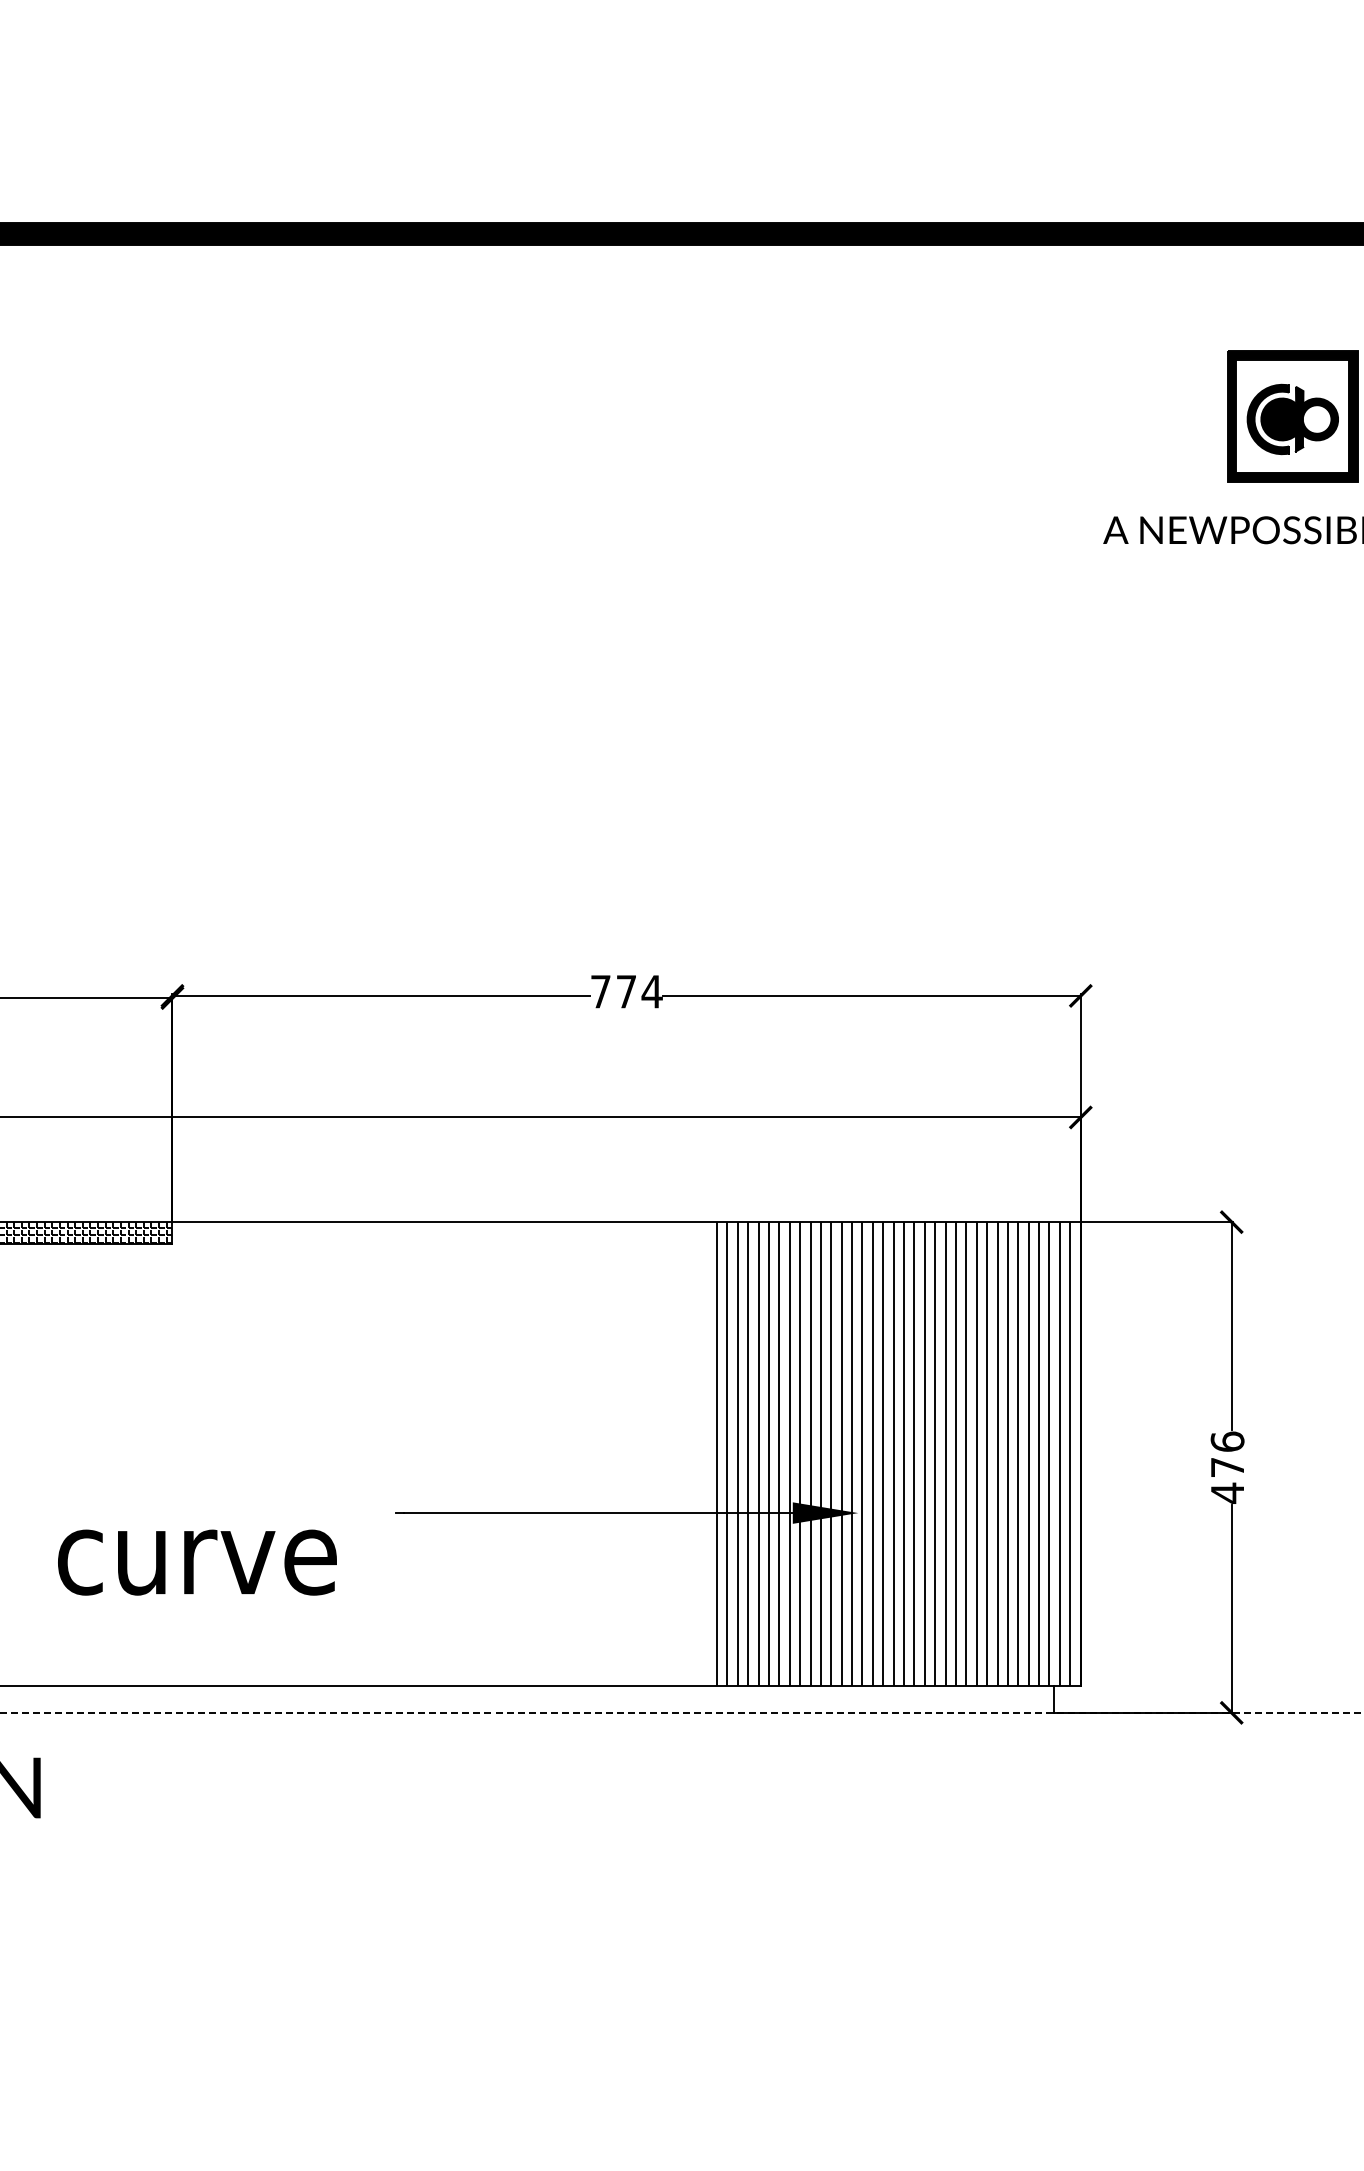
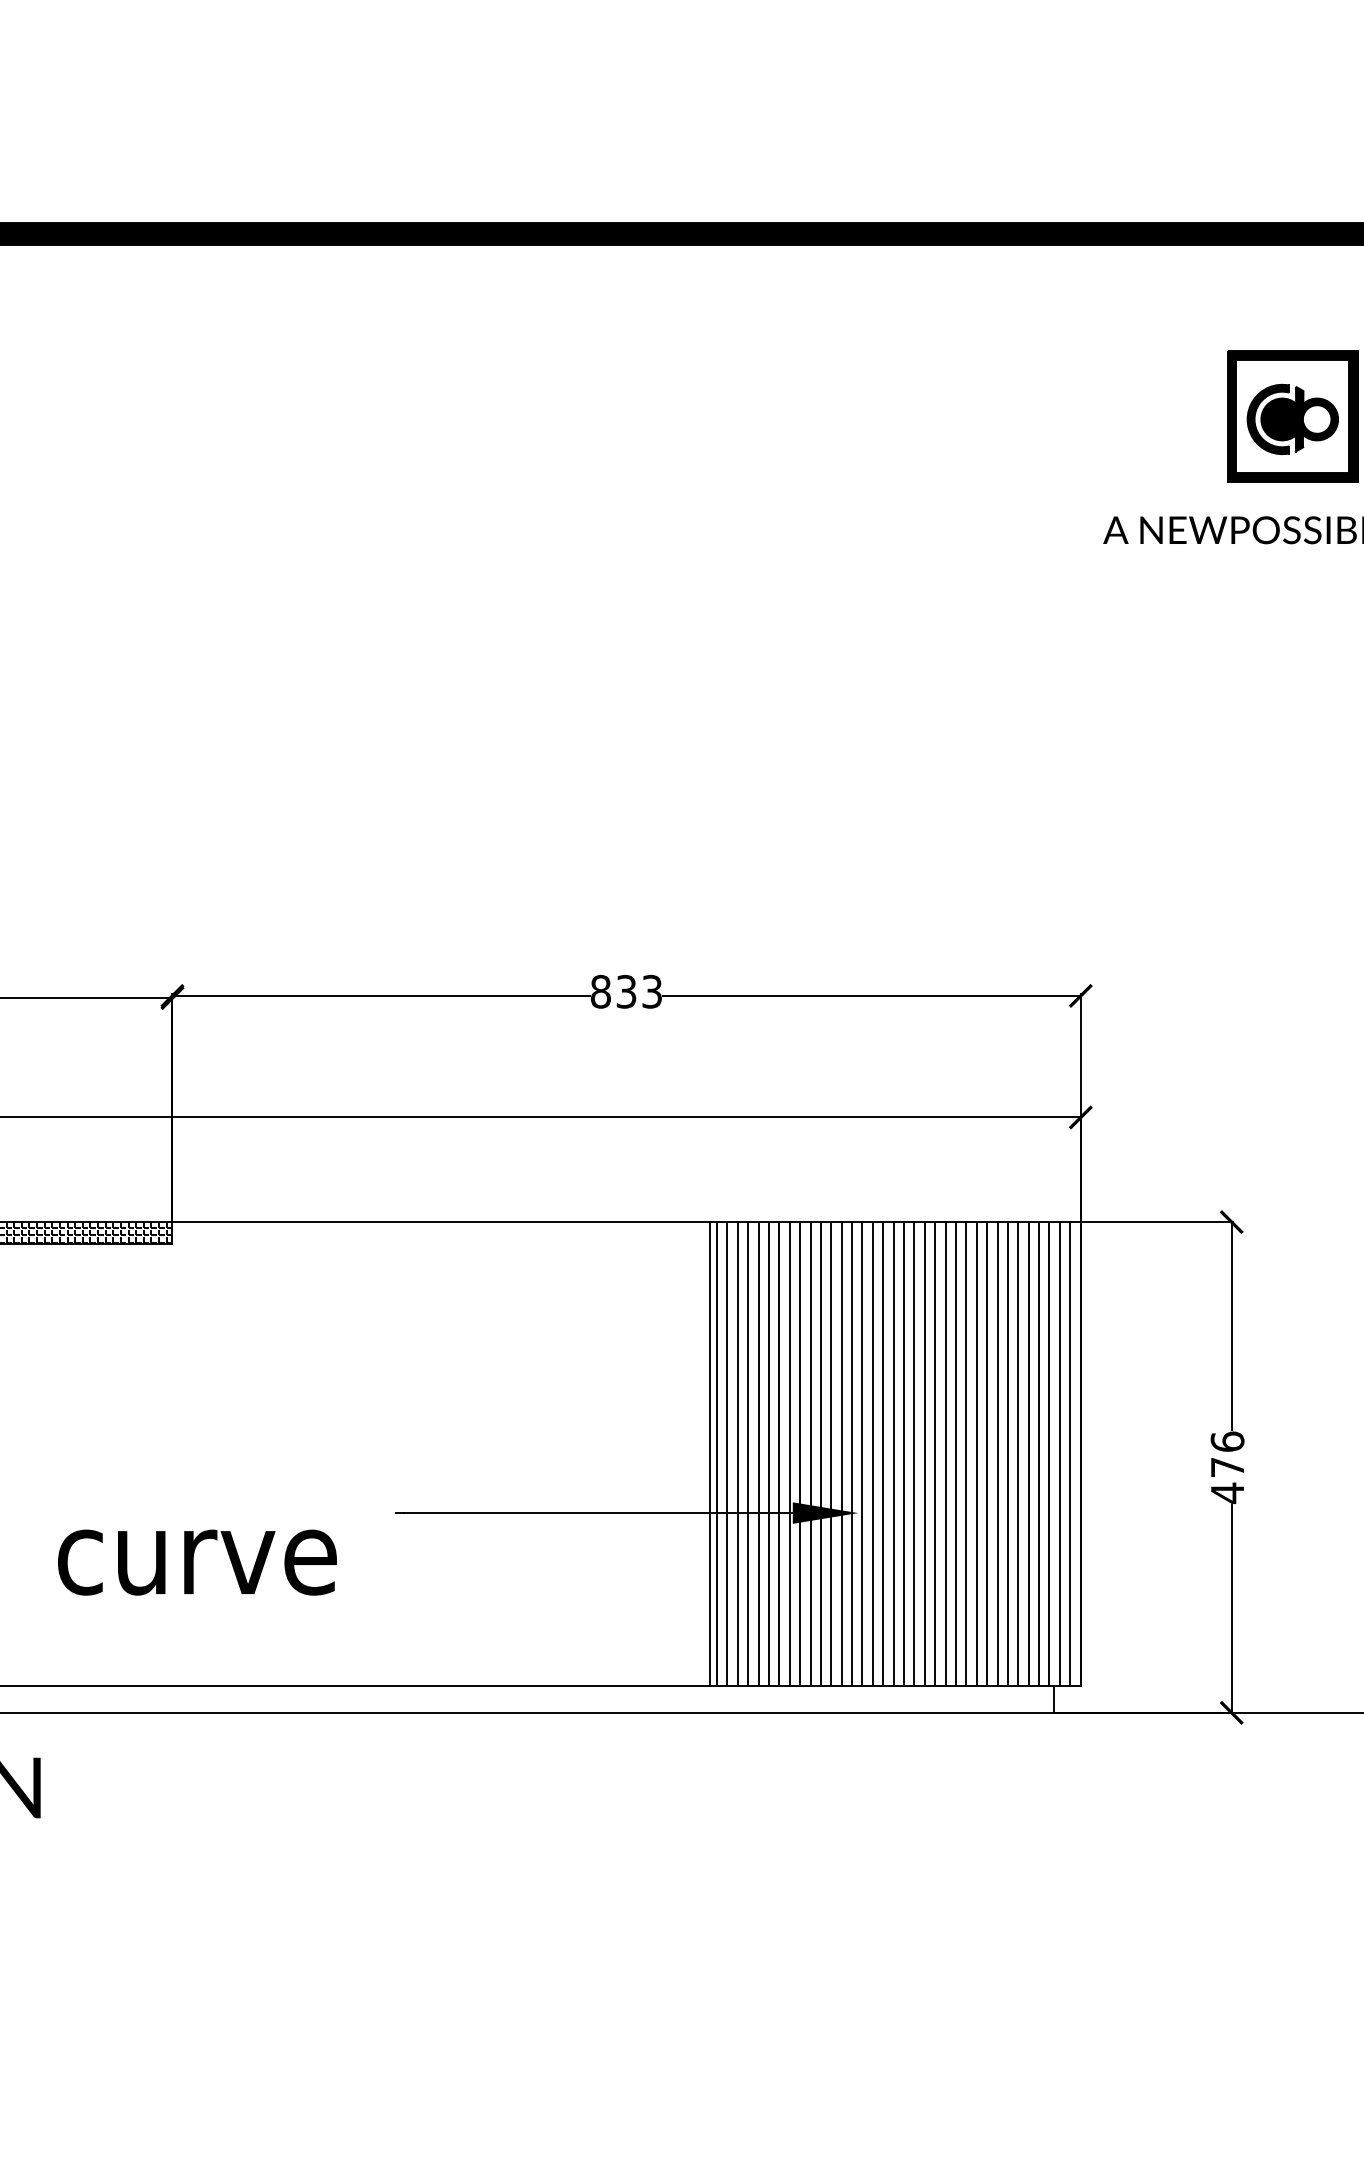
text: 774 -> 833 (626, 991)
line: none -> present (710, 1453)
line: dashed -> solid (682, 1712)
